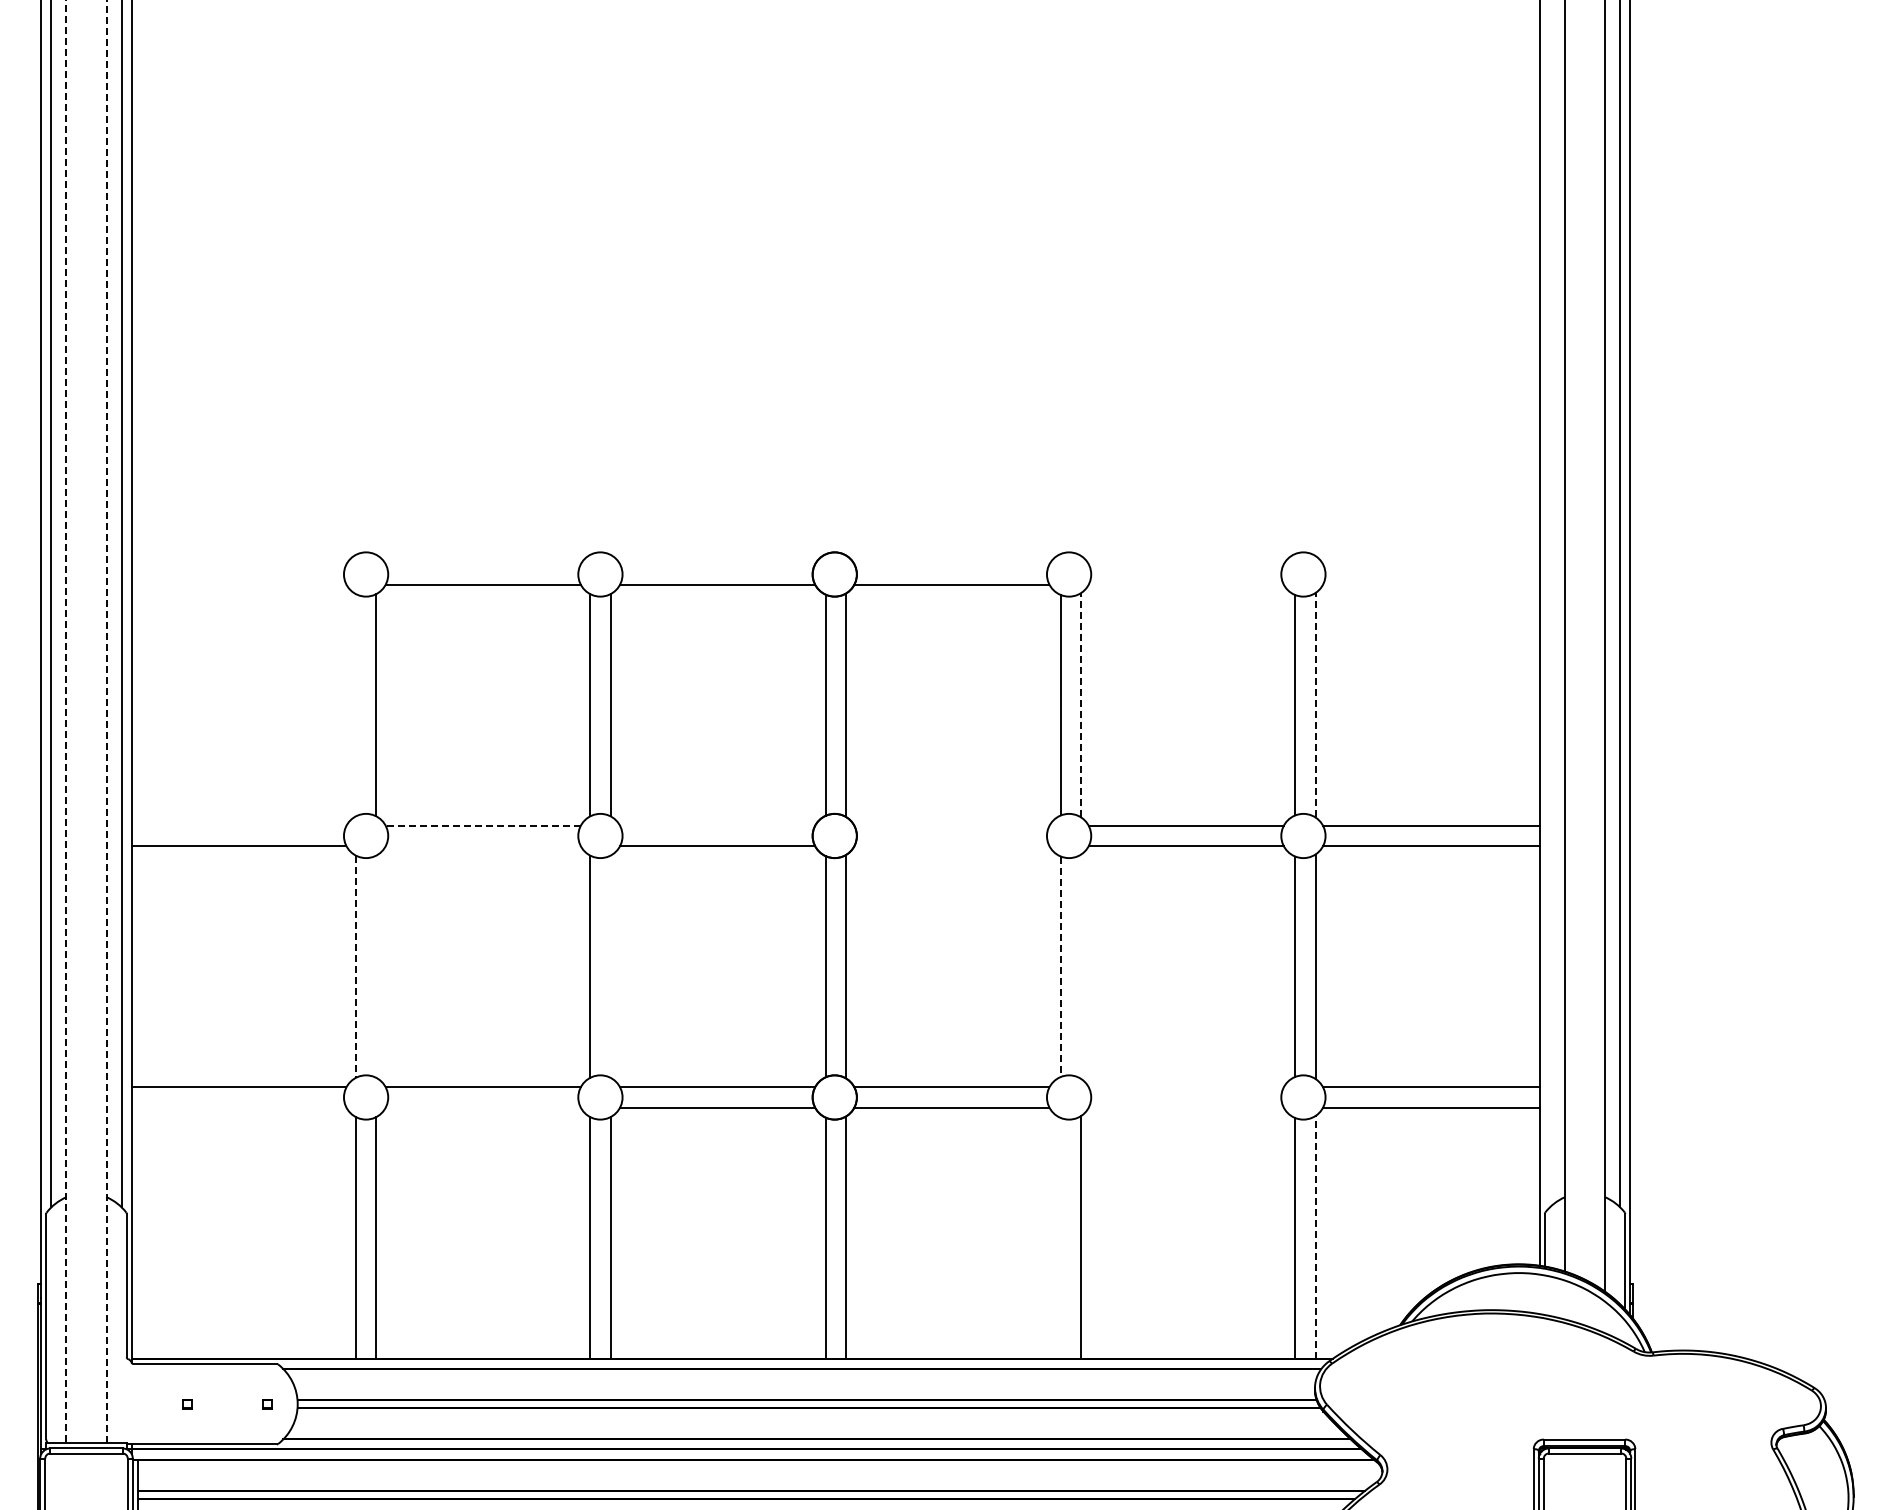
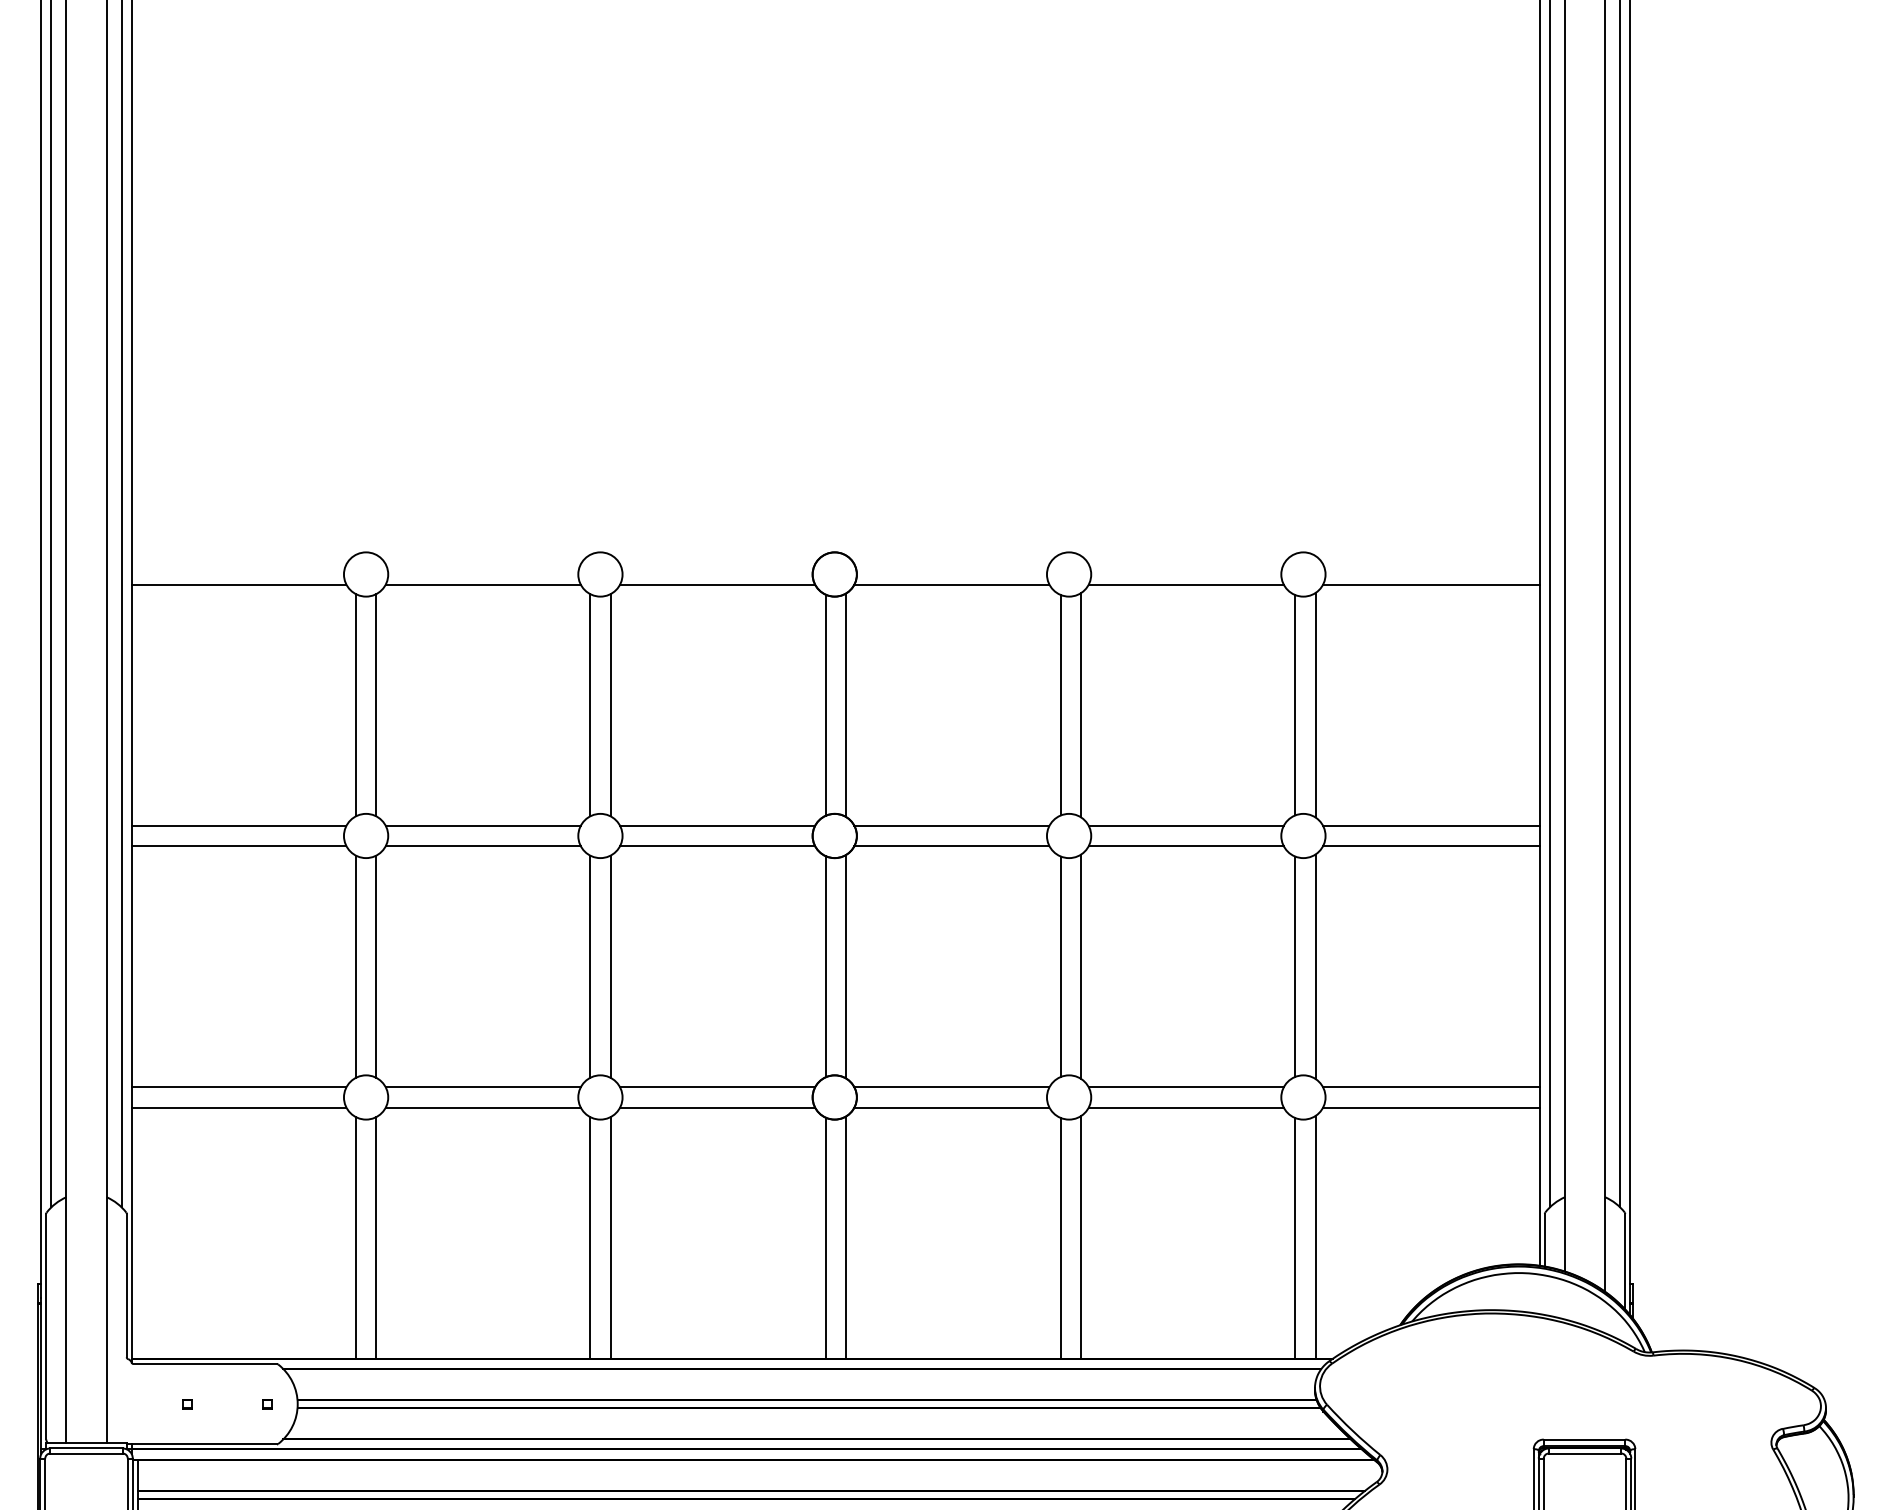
line: none -> present (238, 584)
line: none -> present (1185, 584)
line: none -> present (1431, 584)
line: none -> present (1549, 604)
line: dashed -> solid (1081, 704)
line: dashed -> solid (1315, 704)
line: none -> present (356, 705)
line: dashed -> solid (106, 721)
line: dashed -> solid (66, 722)
line: none -> present (238, 825)
line: dashed -> solid (482, 825)
line: none -> present (717, 825)
line: none -> present (951, 825)
line: none -> present (482, 846)
line: none -> present (951, 846)
line: none -> present (376, 966)
line: none -> present (610, 966)
line: none -> present (1081, 966)
line: dashed -> solid (356, 967)
line: dashed -> solid (1061, 967)
line: none -> present (1185, 1087)
line: none -> present (238, 1107)
line: none -> present (482, 1107)
line: none -> present (1185, 1107)
line: dashed -> solid (1315, 1236)
line: none -> present (1061, 1238)
